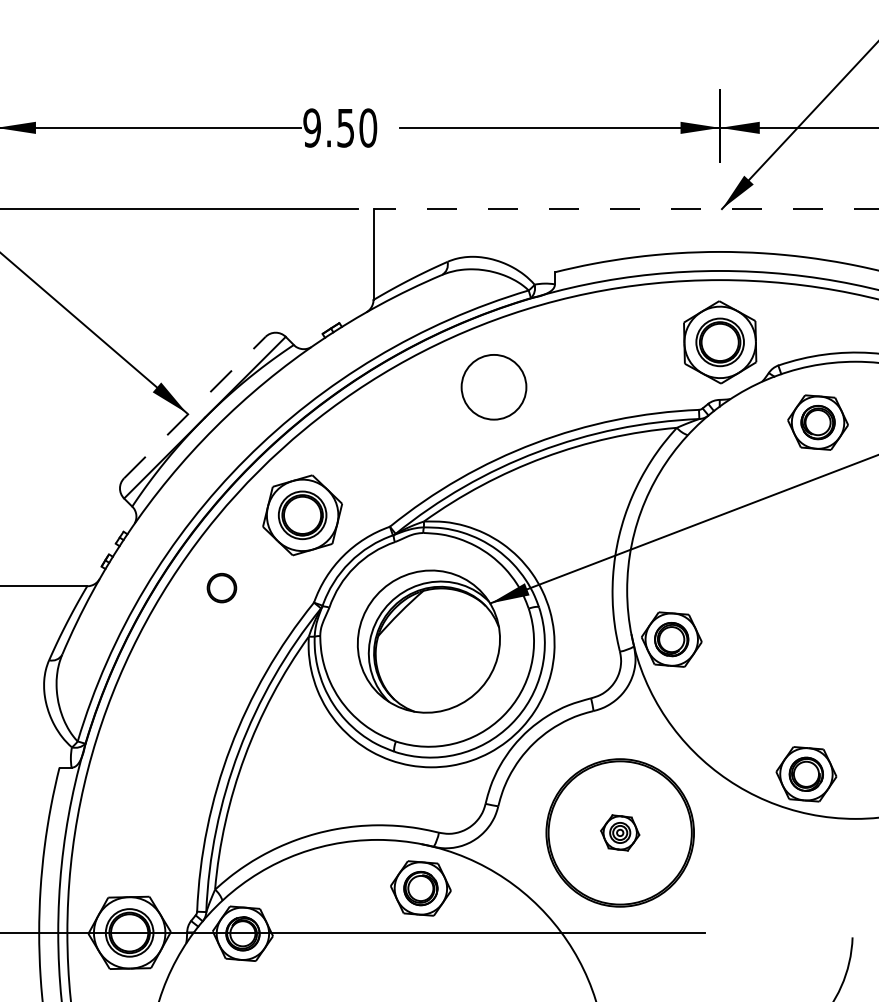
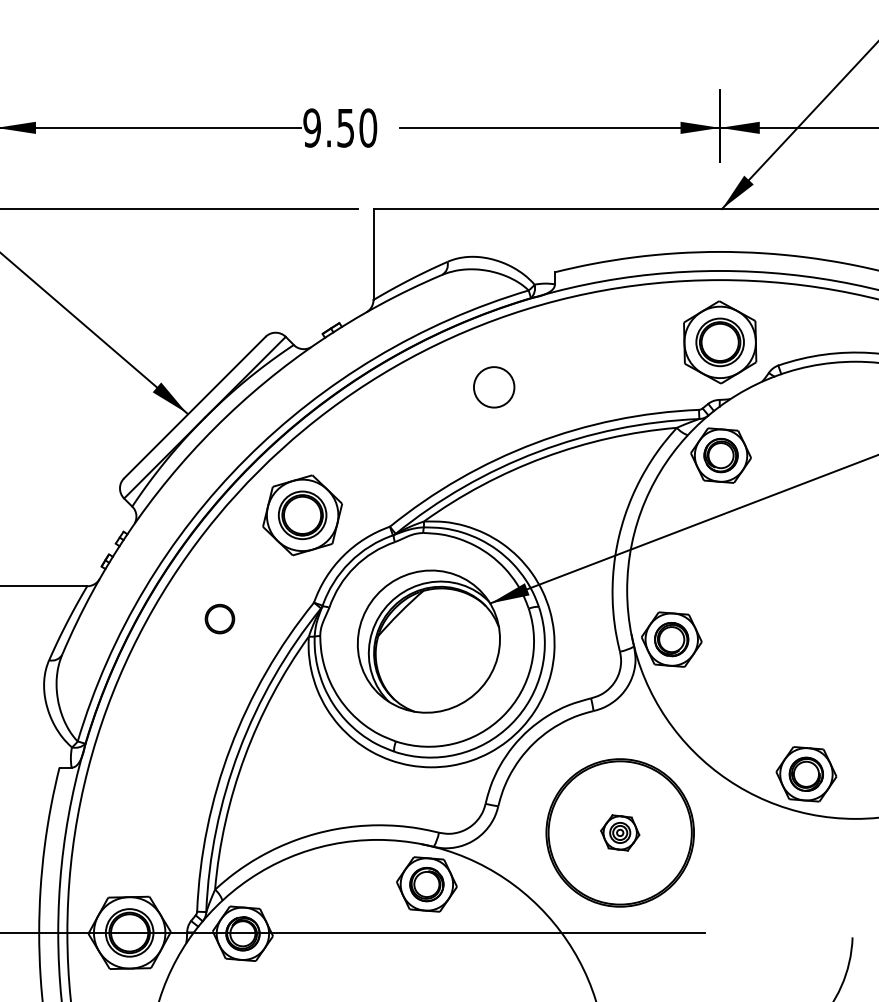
line: dashed -> solid (625, 209)
circle size: 68x67 px -> 43x43 px (494, 387)
line: dashed -> solid (195, 407)
part position: (817, 422) -> (720, 455) (720, 455)
part position: (221, 588) -> (219, 619) (219, 619)
part position: (420, 888) -> (426, 884) (426, 884)
